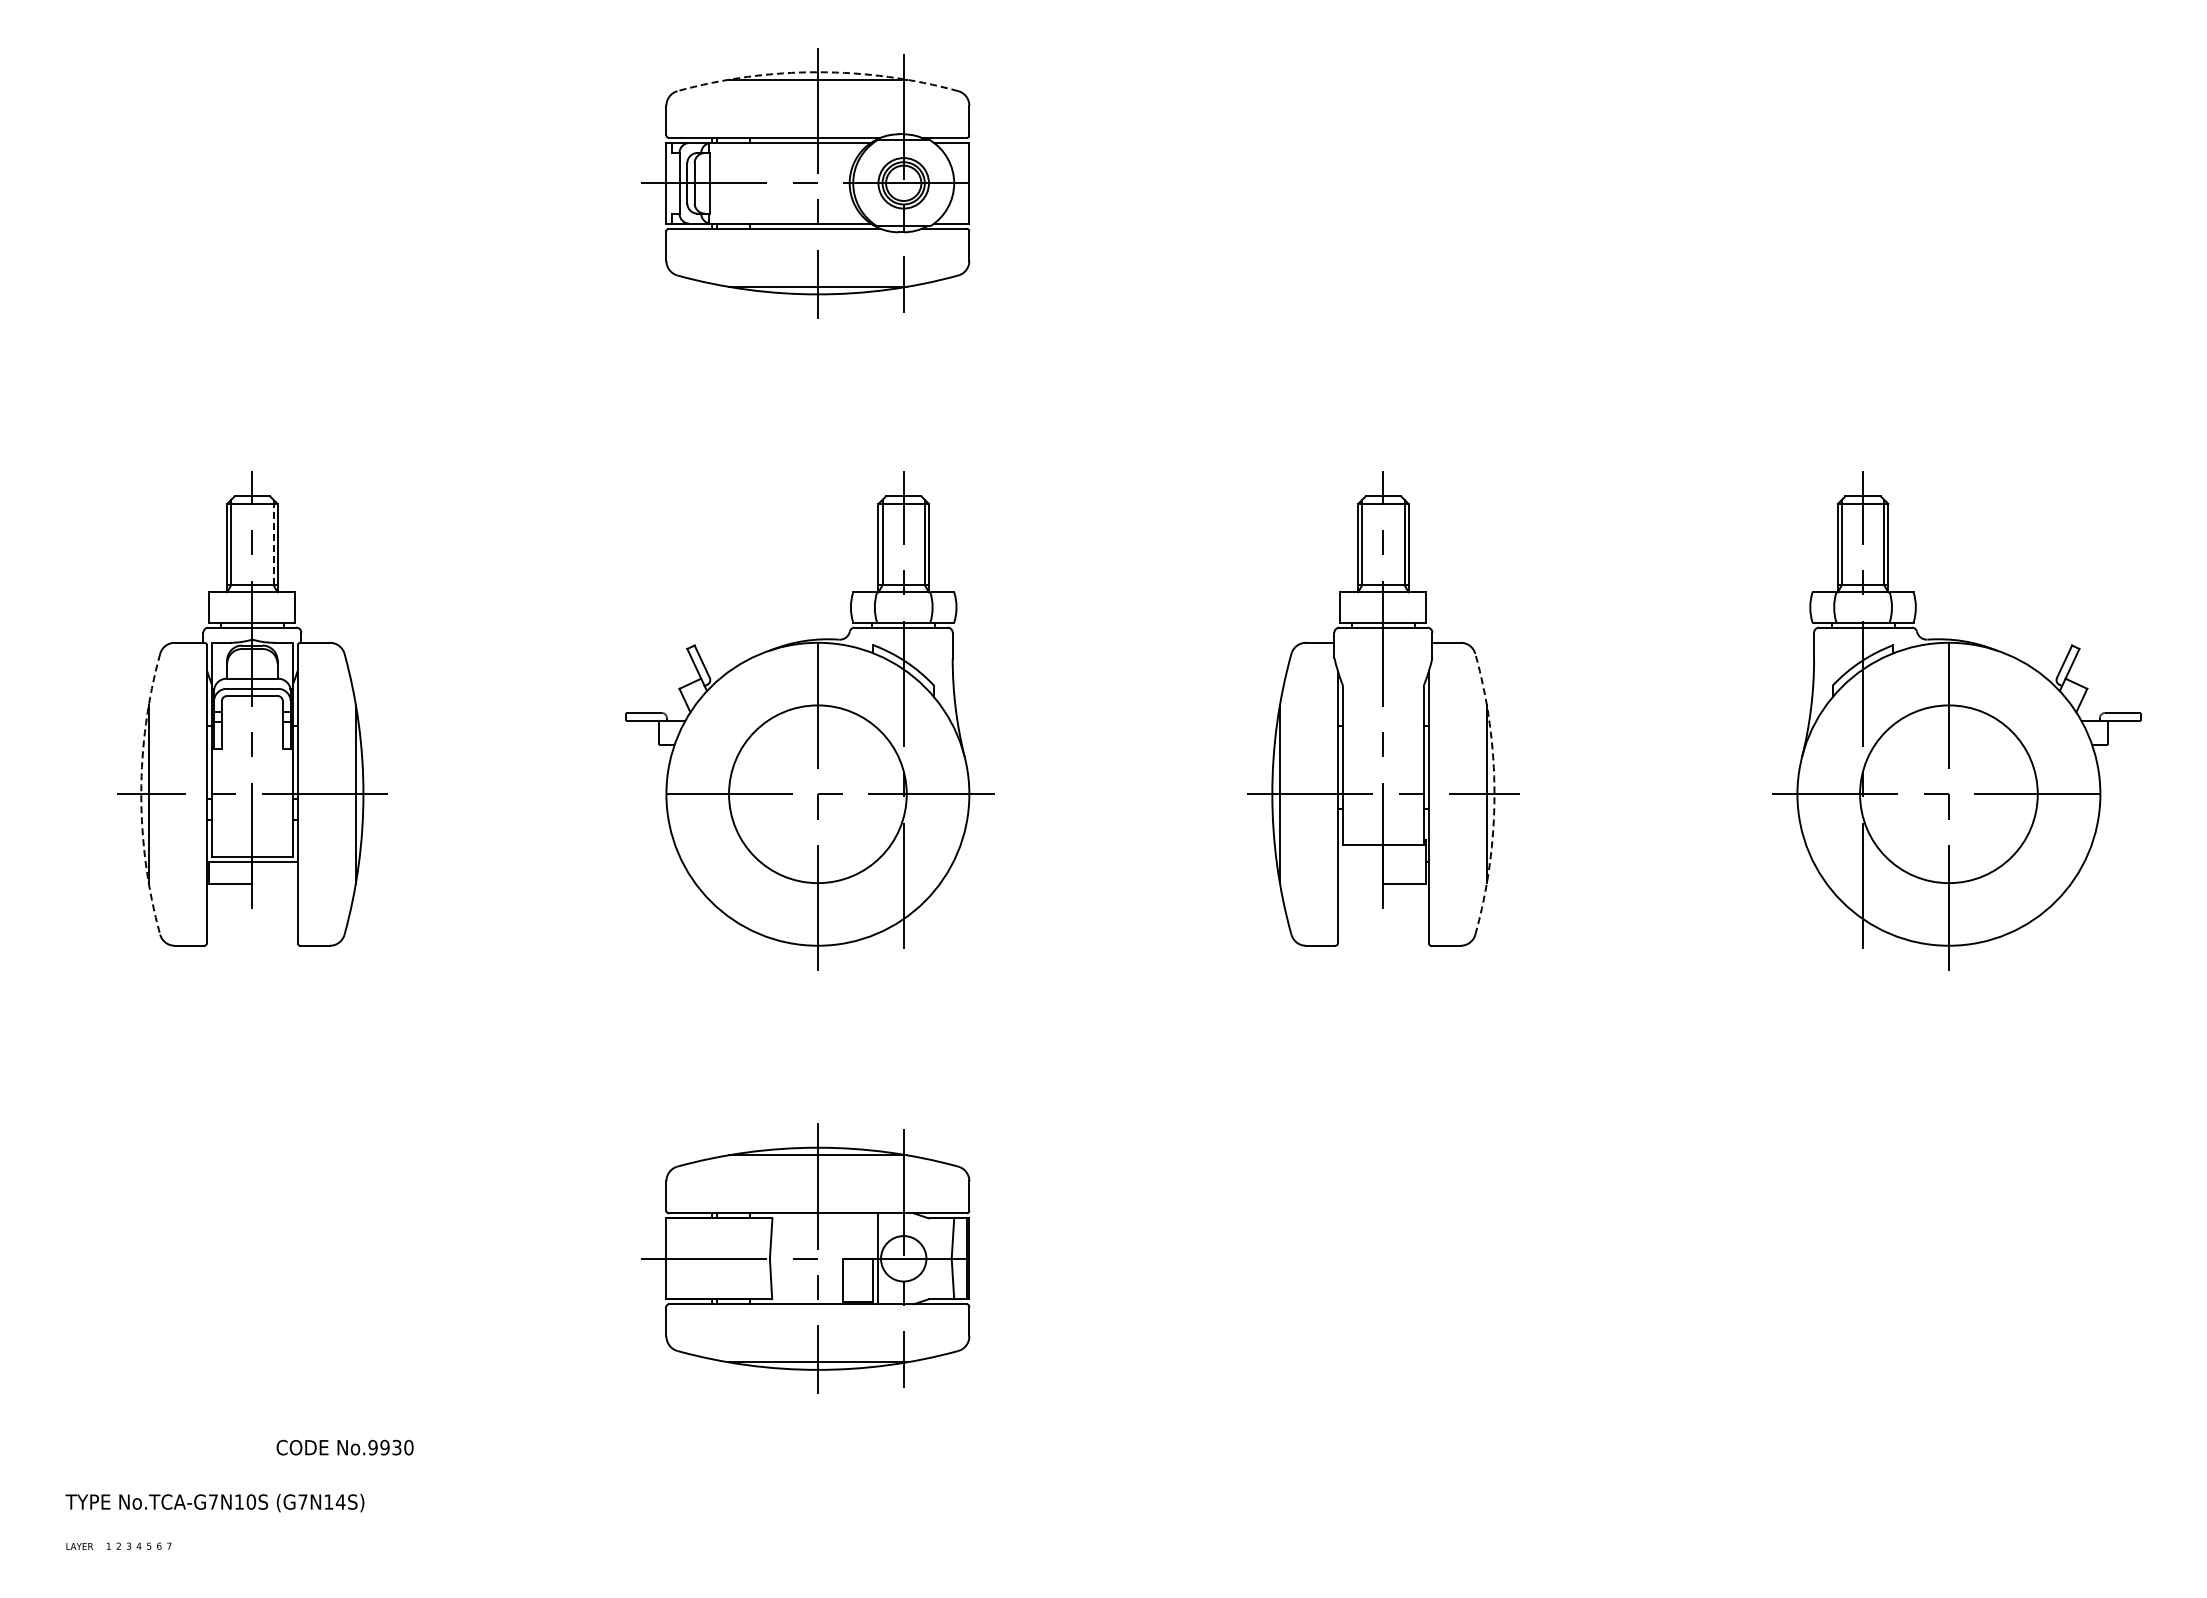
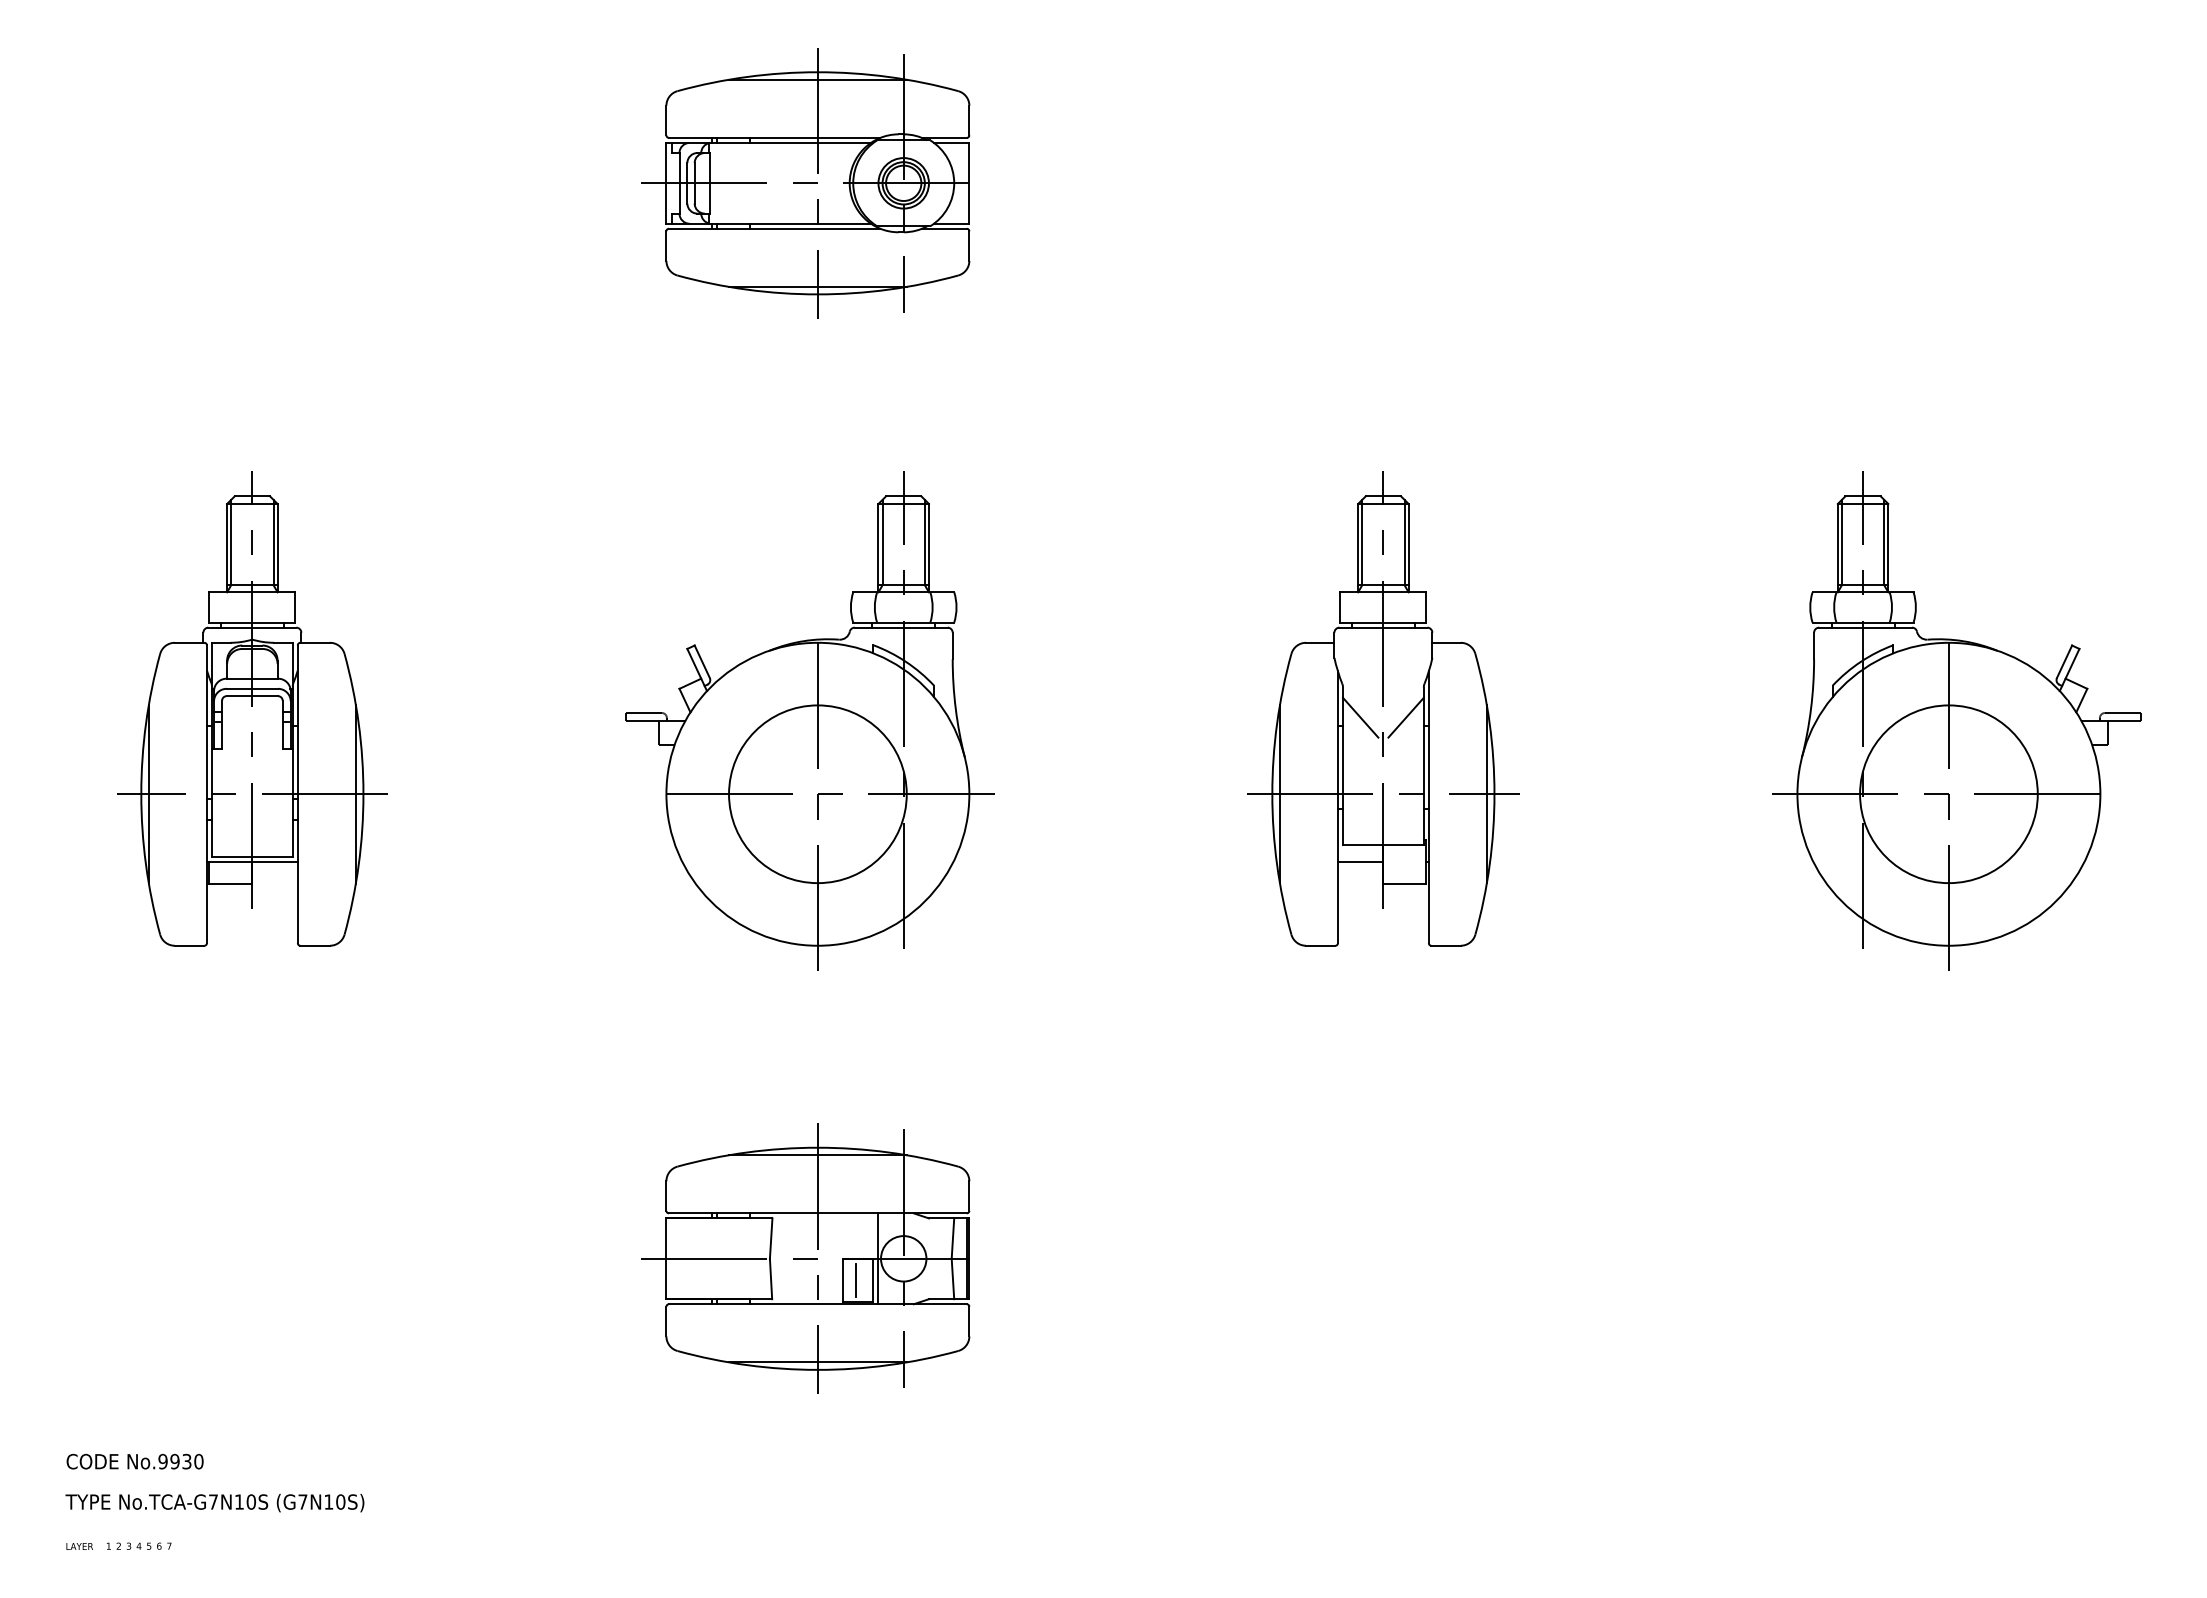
arc: dashed -> solid (817, 72)
line: dashed -> solid (273, 542)
line: none -> present (1360, 717)
line: none -> present (1405, 717)
arc: dashed -> solid (141, 794)
arc: dashed -> solid (1494, 794)
line: none -> present (1360, 862)
line: none -> present (855, 1279)
text position: (344, 1447) -> (134, 1461) (134, 1461)
text: (G7N14S) -> (G7N10S) (340, 1501)
